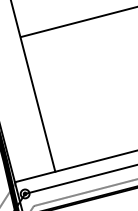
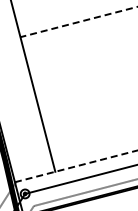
line: solid -> dashed (78, 22)
line: solid -> dashed (76, 166)
